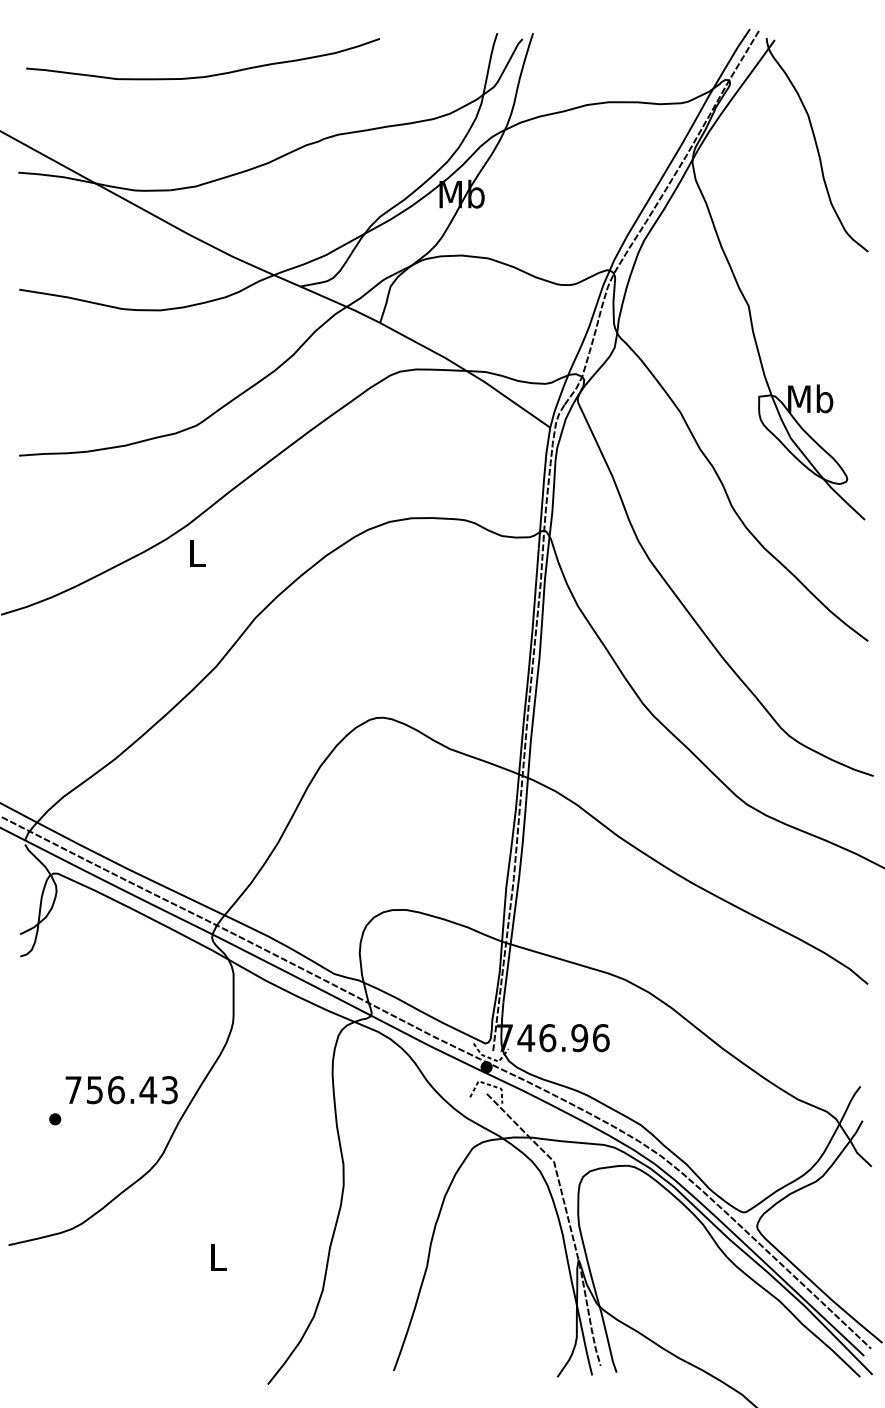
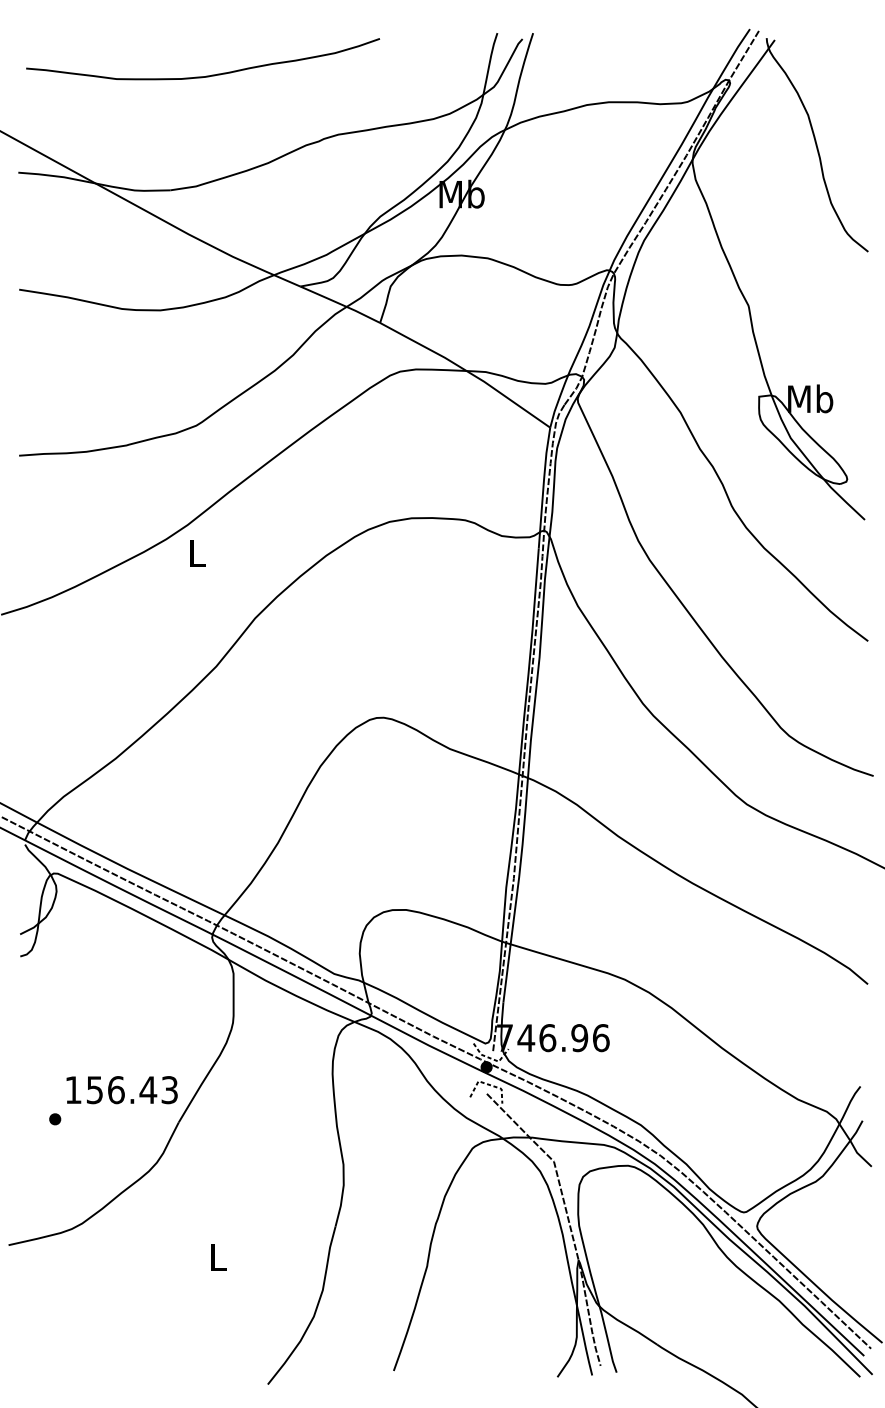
text: 756.43 -> 156.43 (73, 1089)
